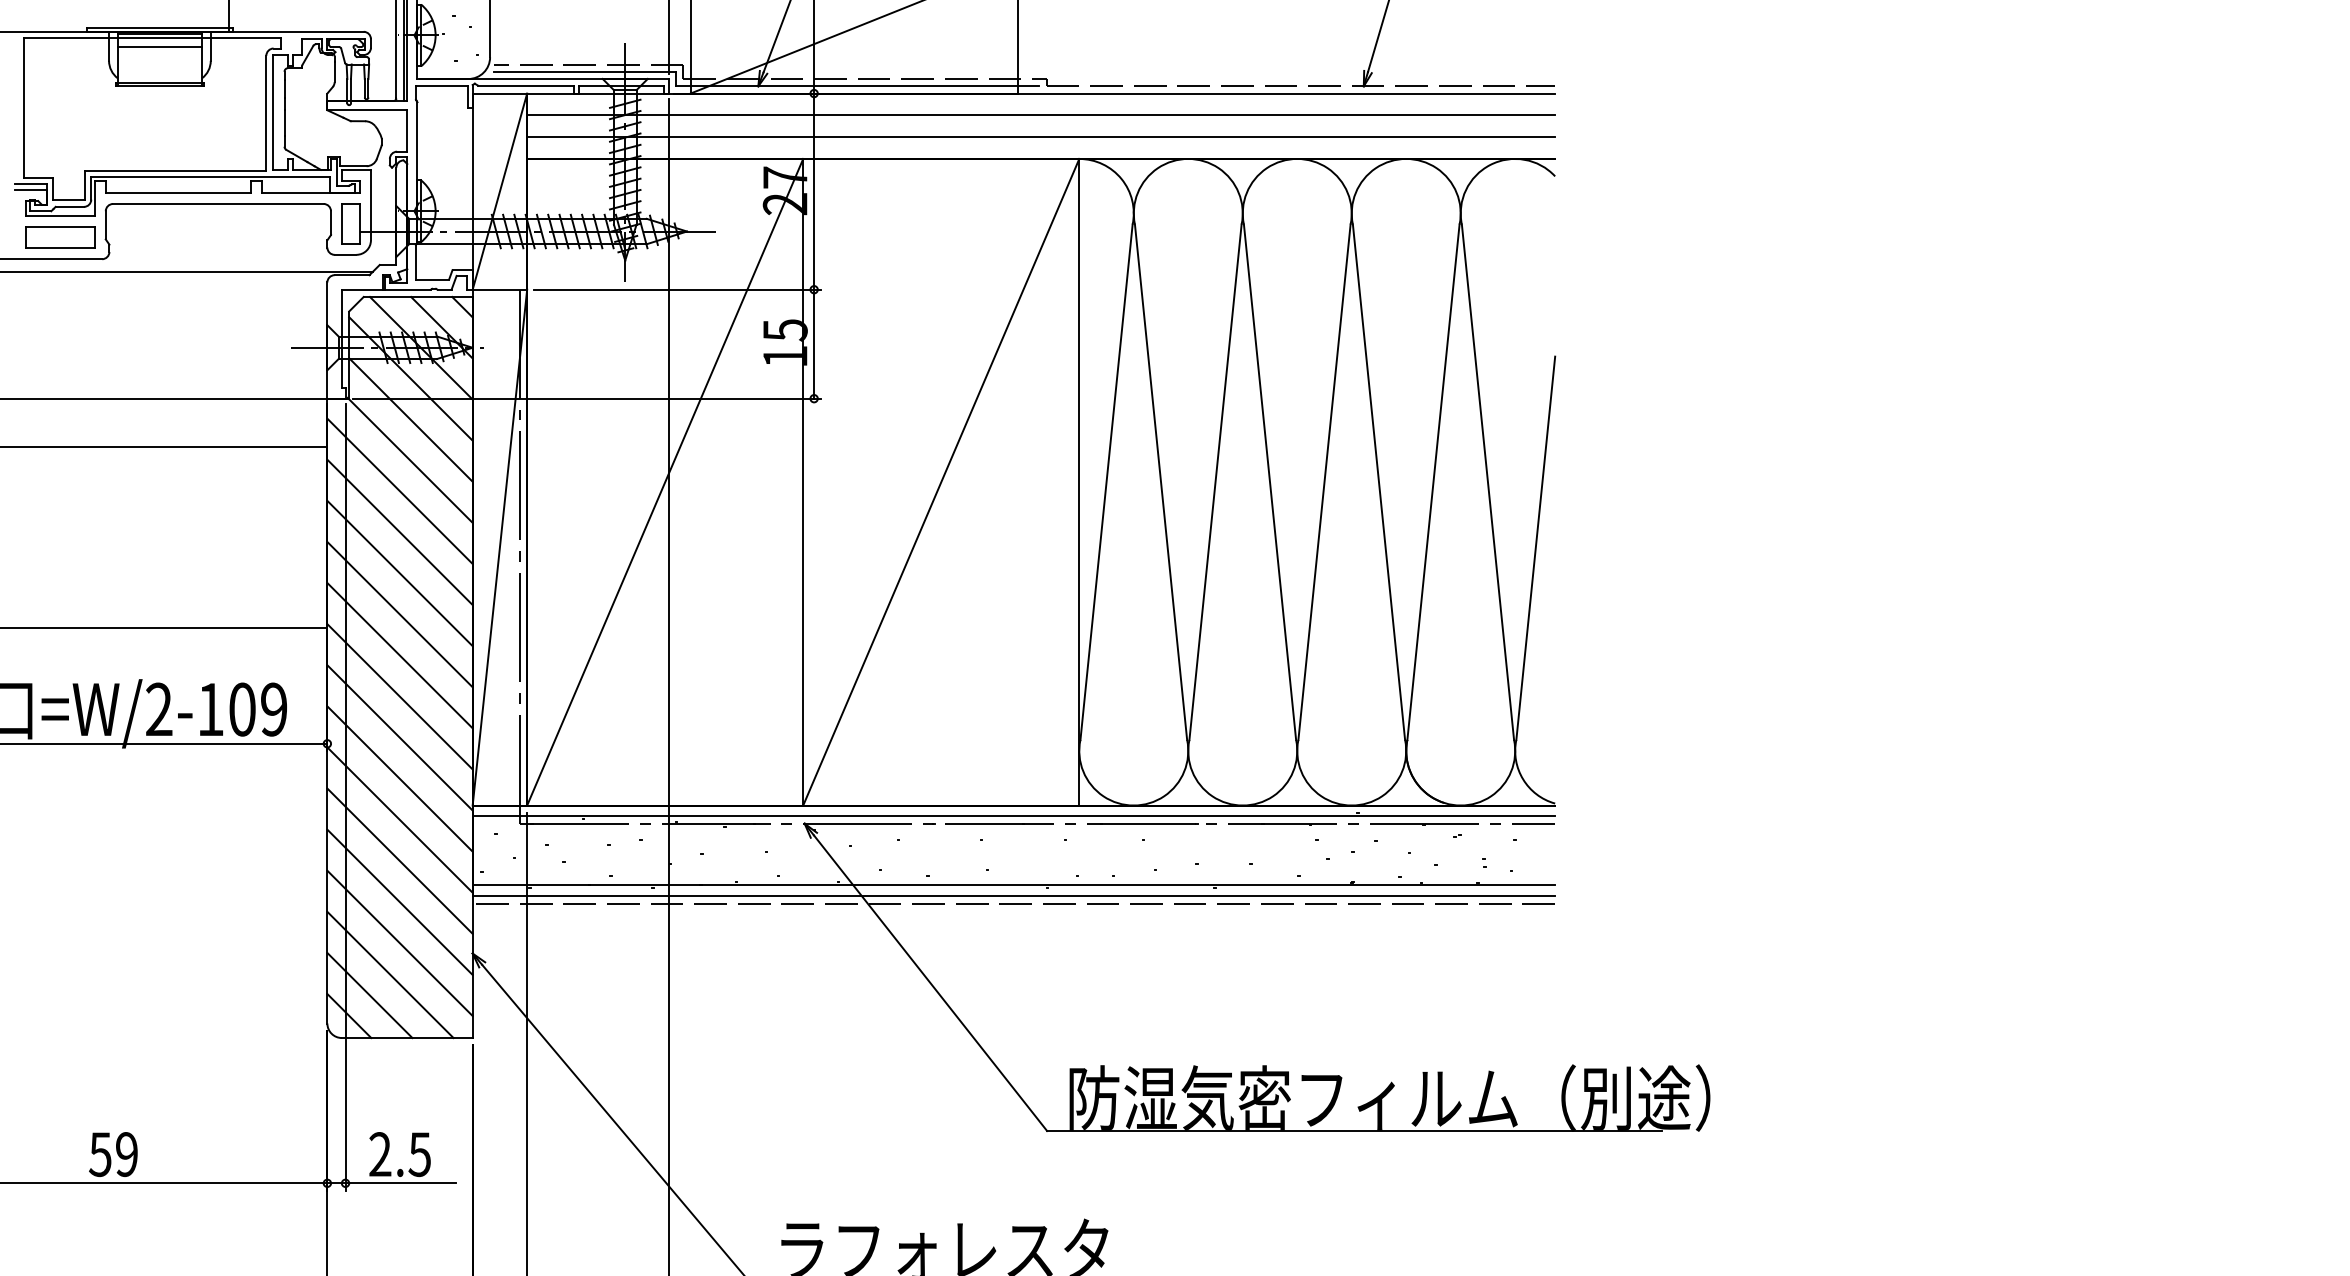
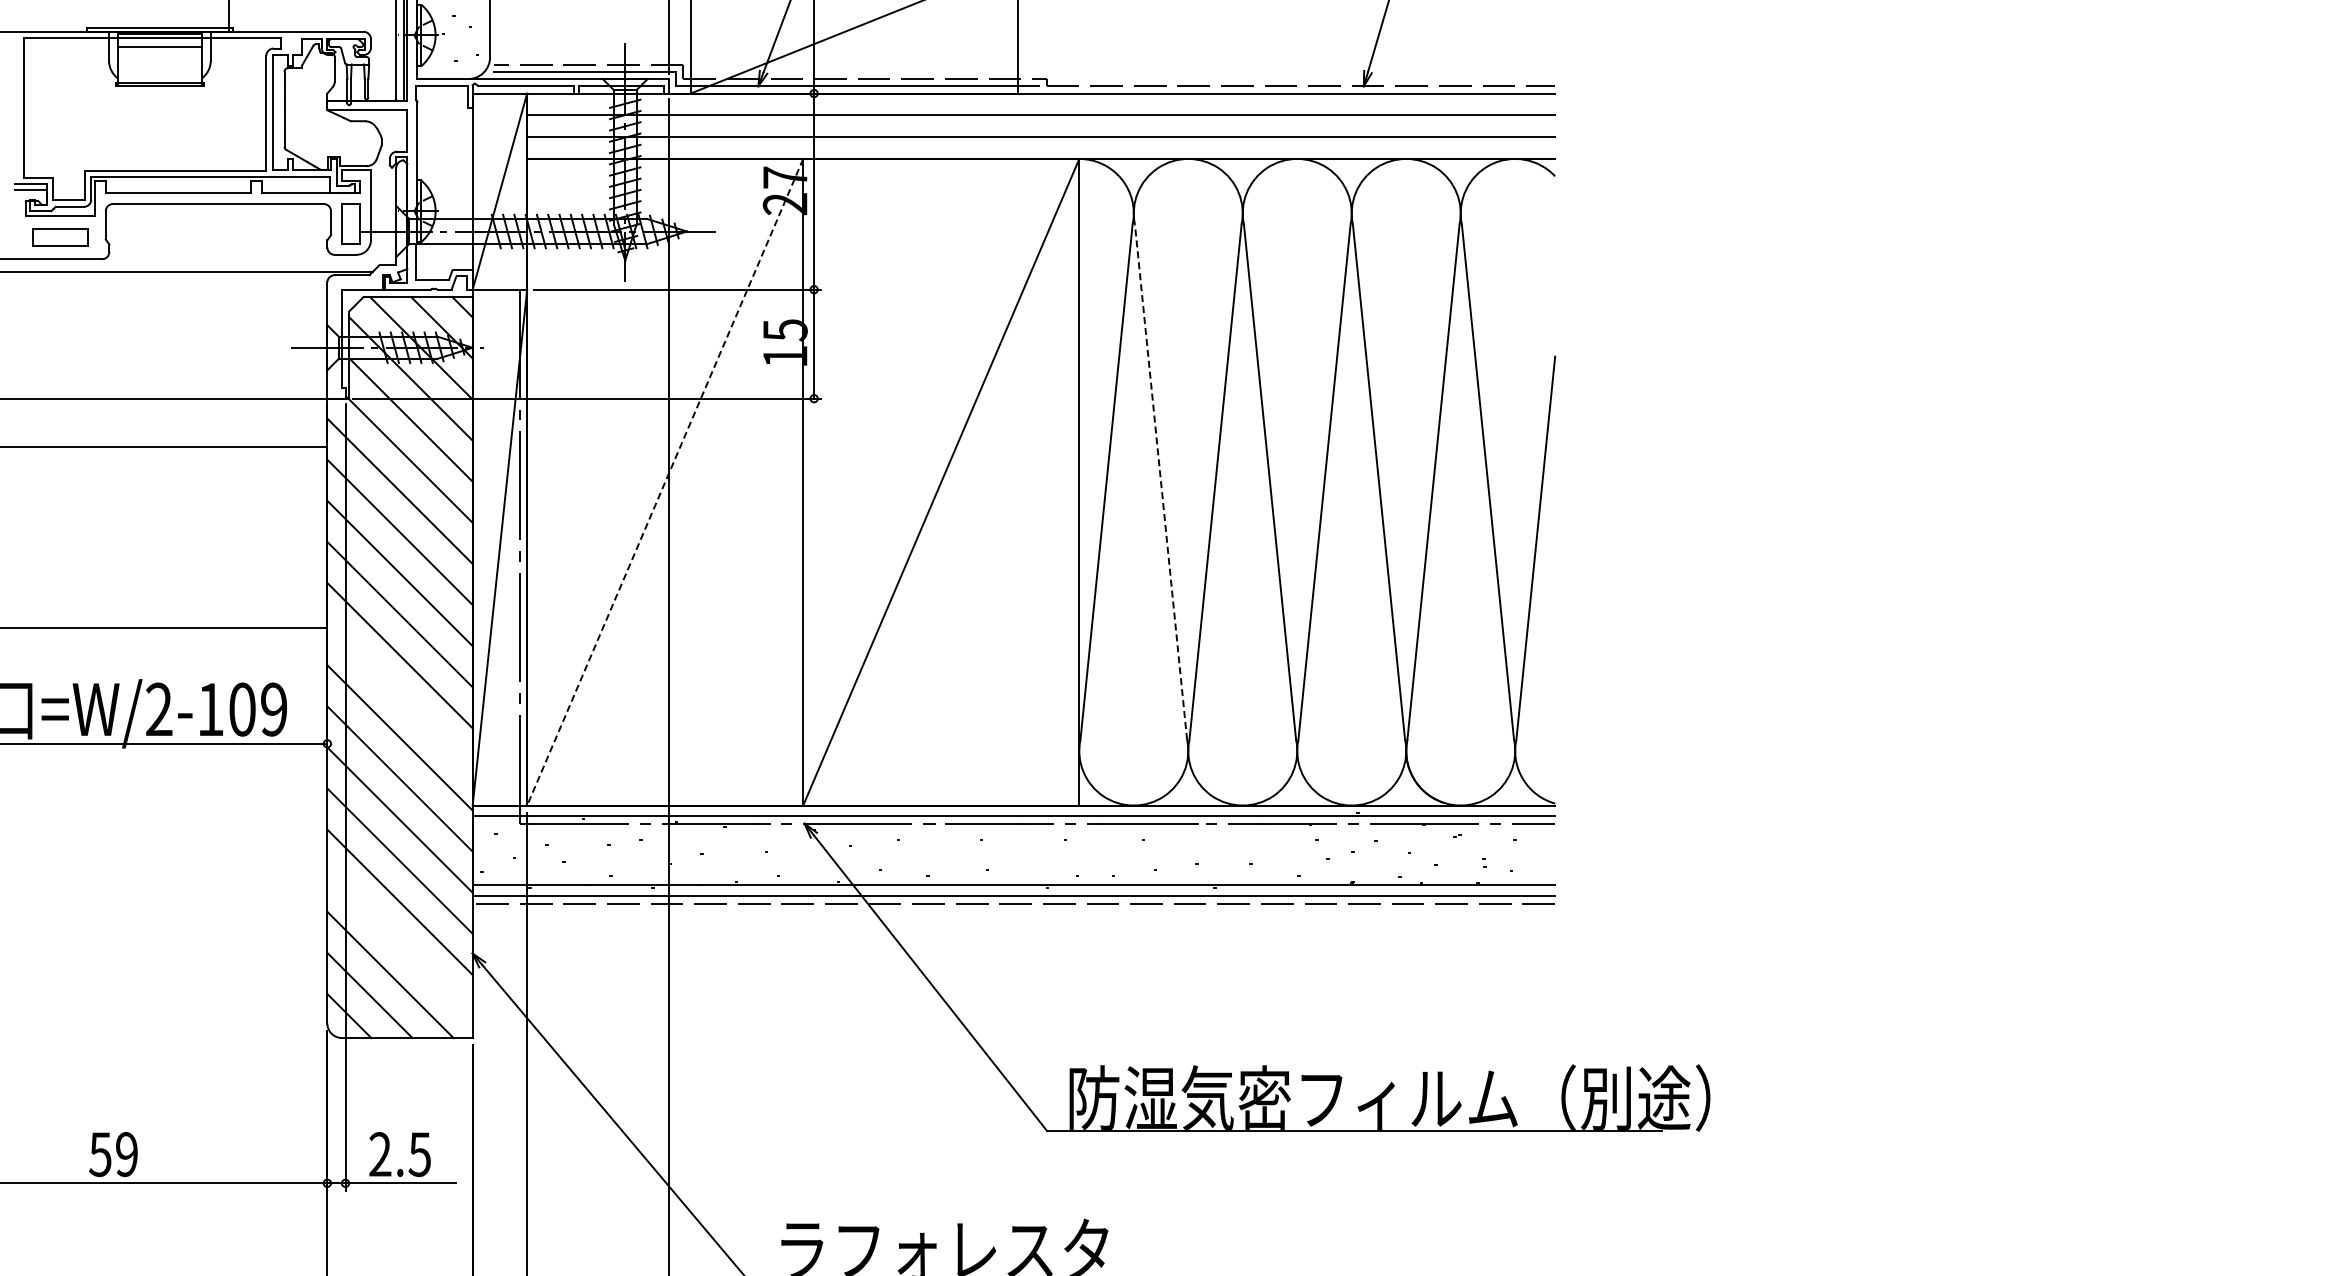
part size: 71x23 px -> 57x19 px (60, 237)
line: solid -> dashed (665, 482)
line: solid -> dashed (1161, 482)
line: present -> none (399, 696)
line: present -> none (399, 943)
